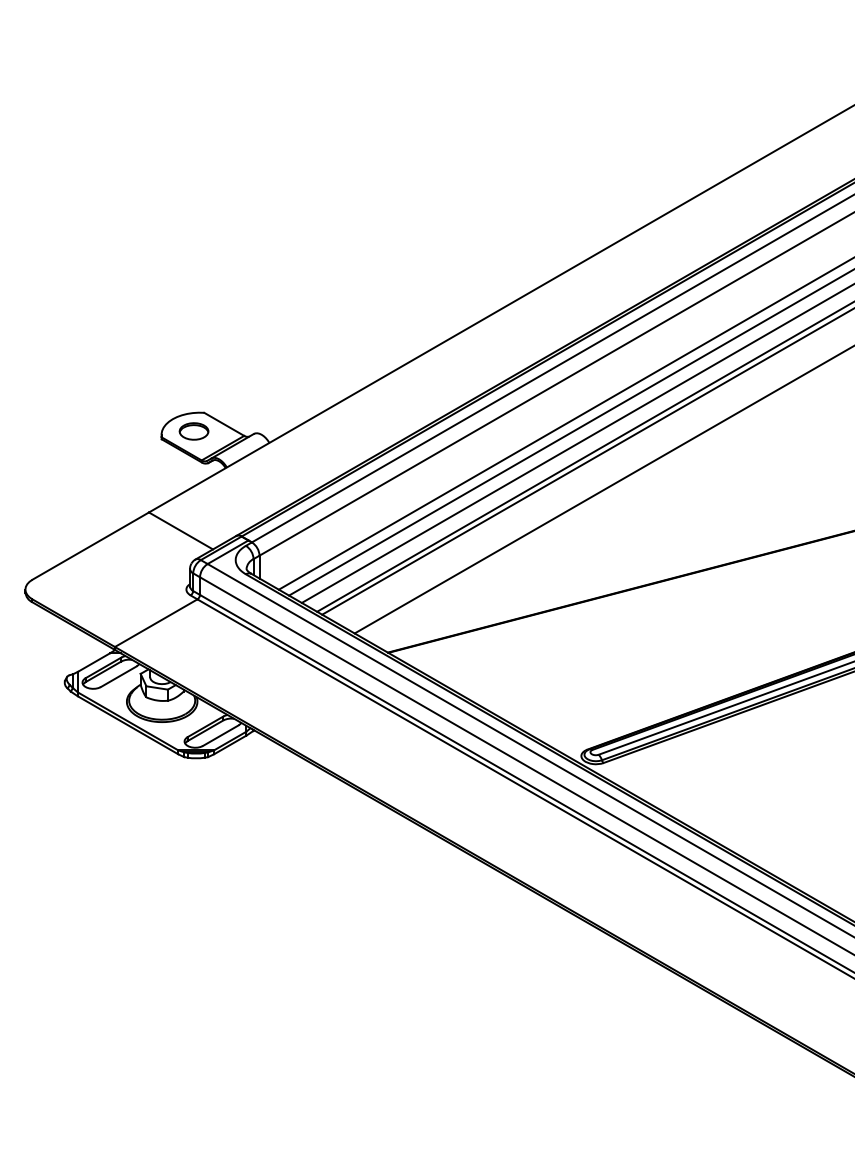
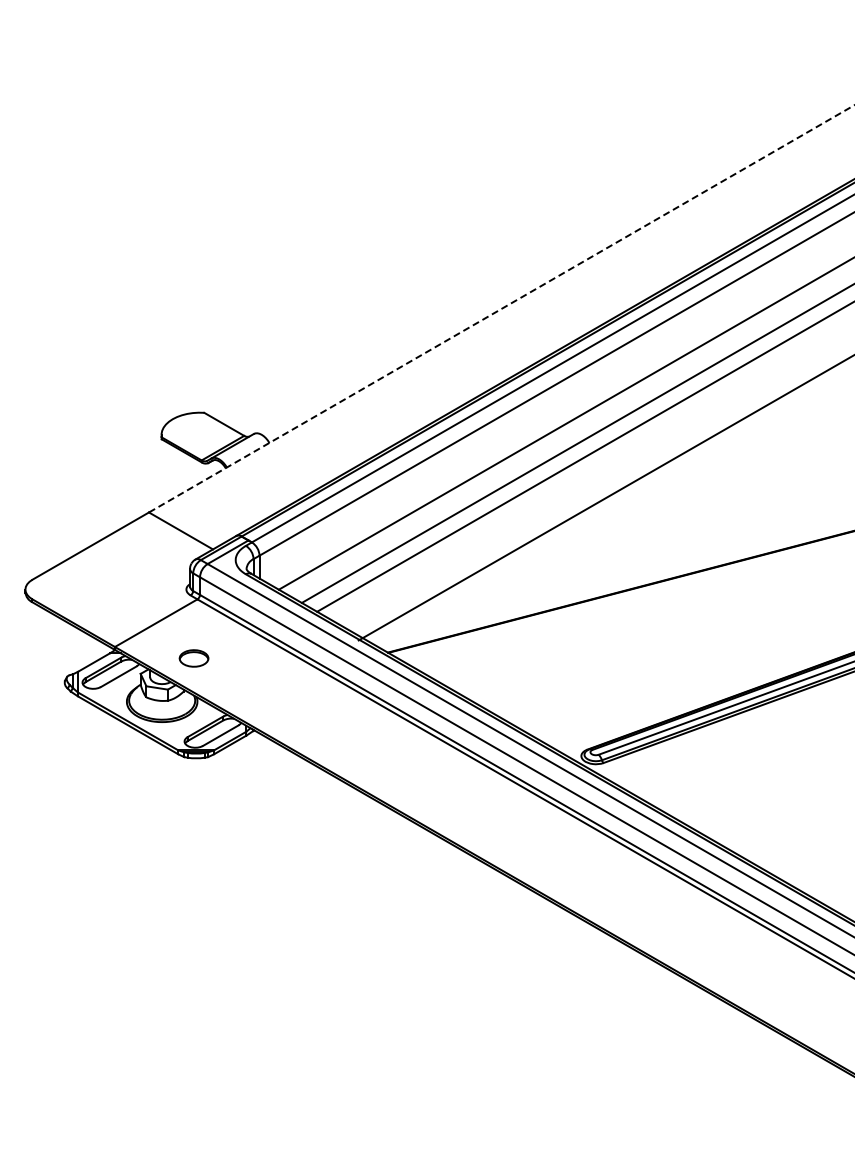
line: solid -> dashed (502, 308)
part position: (193, 431) -> (193, 658) (193, 658)
line: present -> none (570, 433)
line: present -> none (586, 461)
line position: (602, 490) -> (604, 498) (604, 498)
